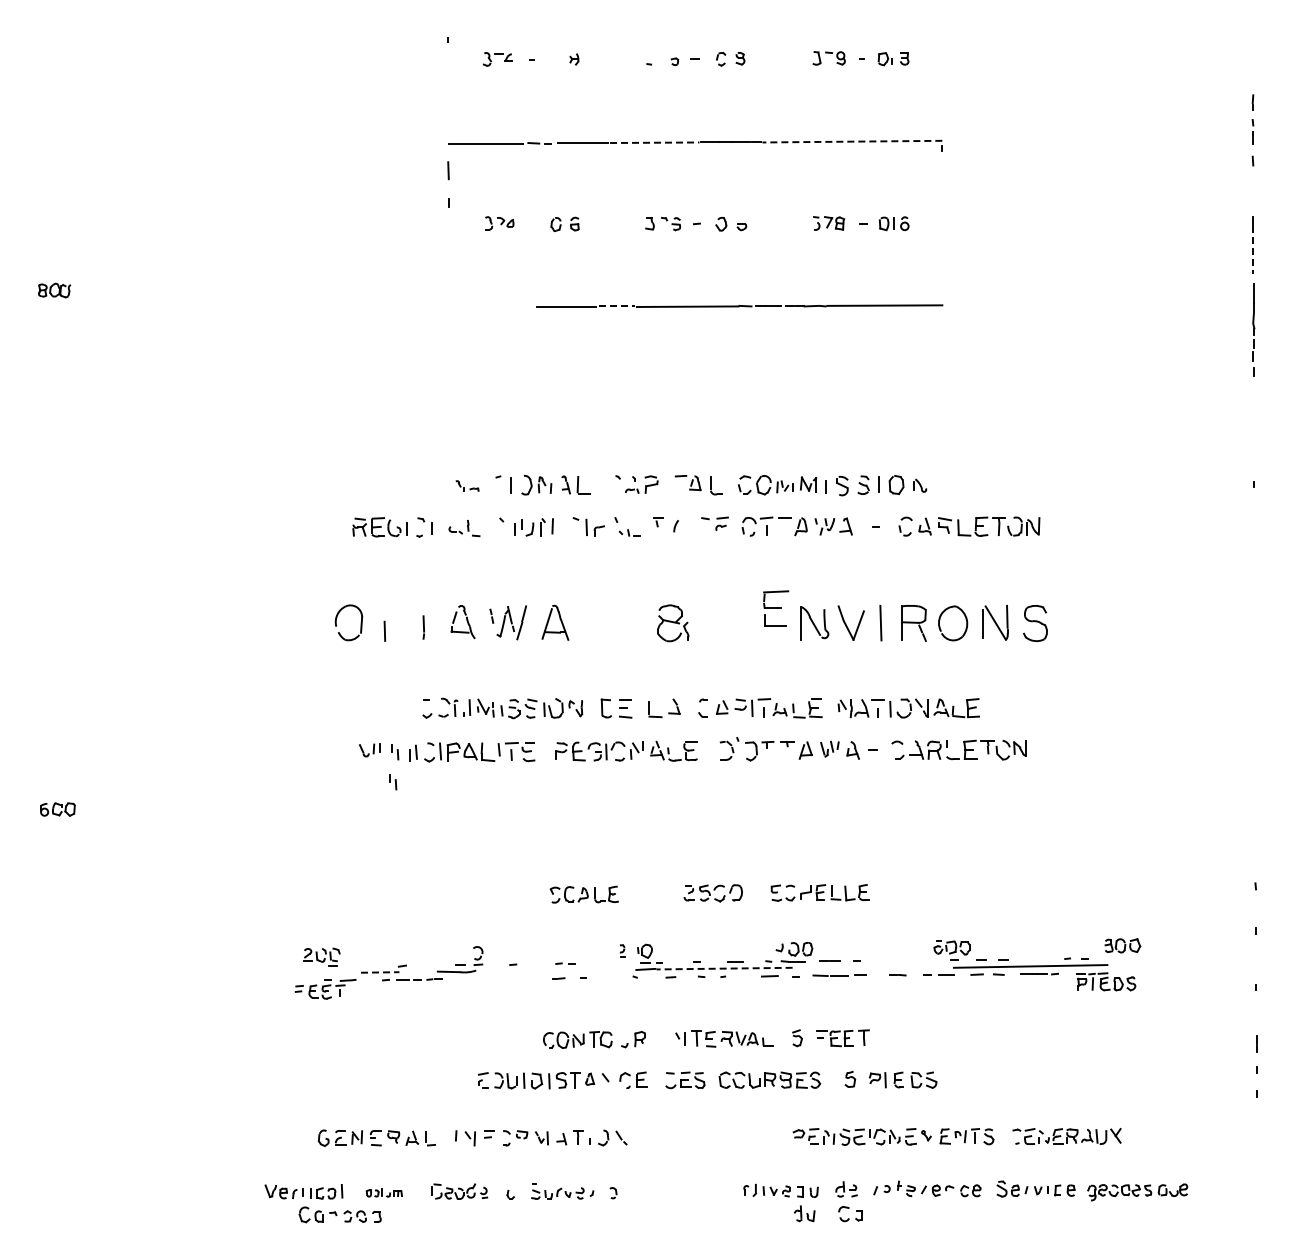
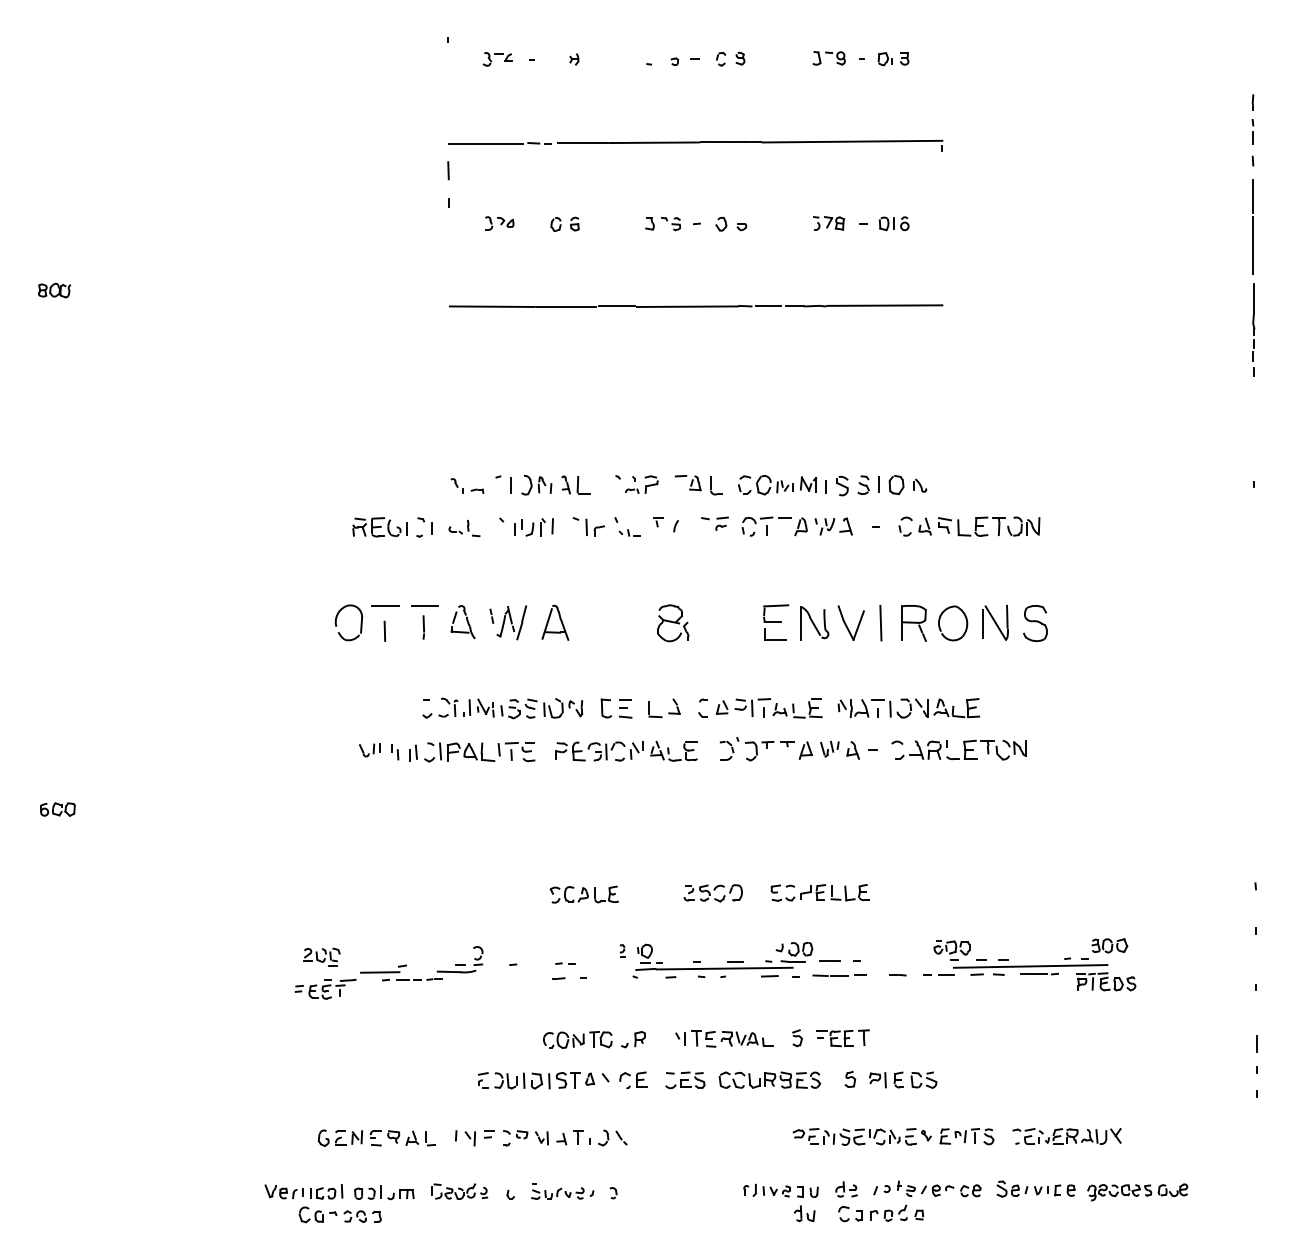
line: dashed -> solid (852, 141)
line: dashed -> solid (654, 142)
line: none -> present (1253, 196)
line: dashed -> solid (1253, 250)
line: none -> present (491, 306)
line: dashed -> solid (617, 306)
part size: 25x12 px -> 35x16 px (467, 485)
line: none -> present (385, 605)
line: none -> present (424, 605)
part position: (776, 608) -> (776, 622) (776, 622)
part: present -> none (393, 782)
part position: (1122, 945) -> (1109, 945) (1109, 945)
line: dashed -> solid (724, 968)
line: dashed -> solid (380, 972)
part size: 38x10 px -> 61x16 px (384, 1192)
part: none -> present (897, 1212)
